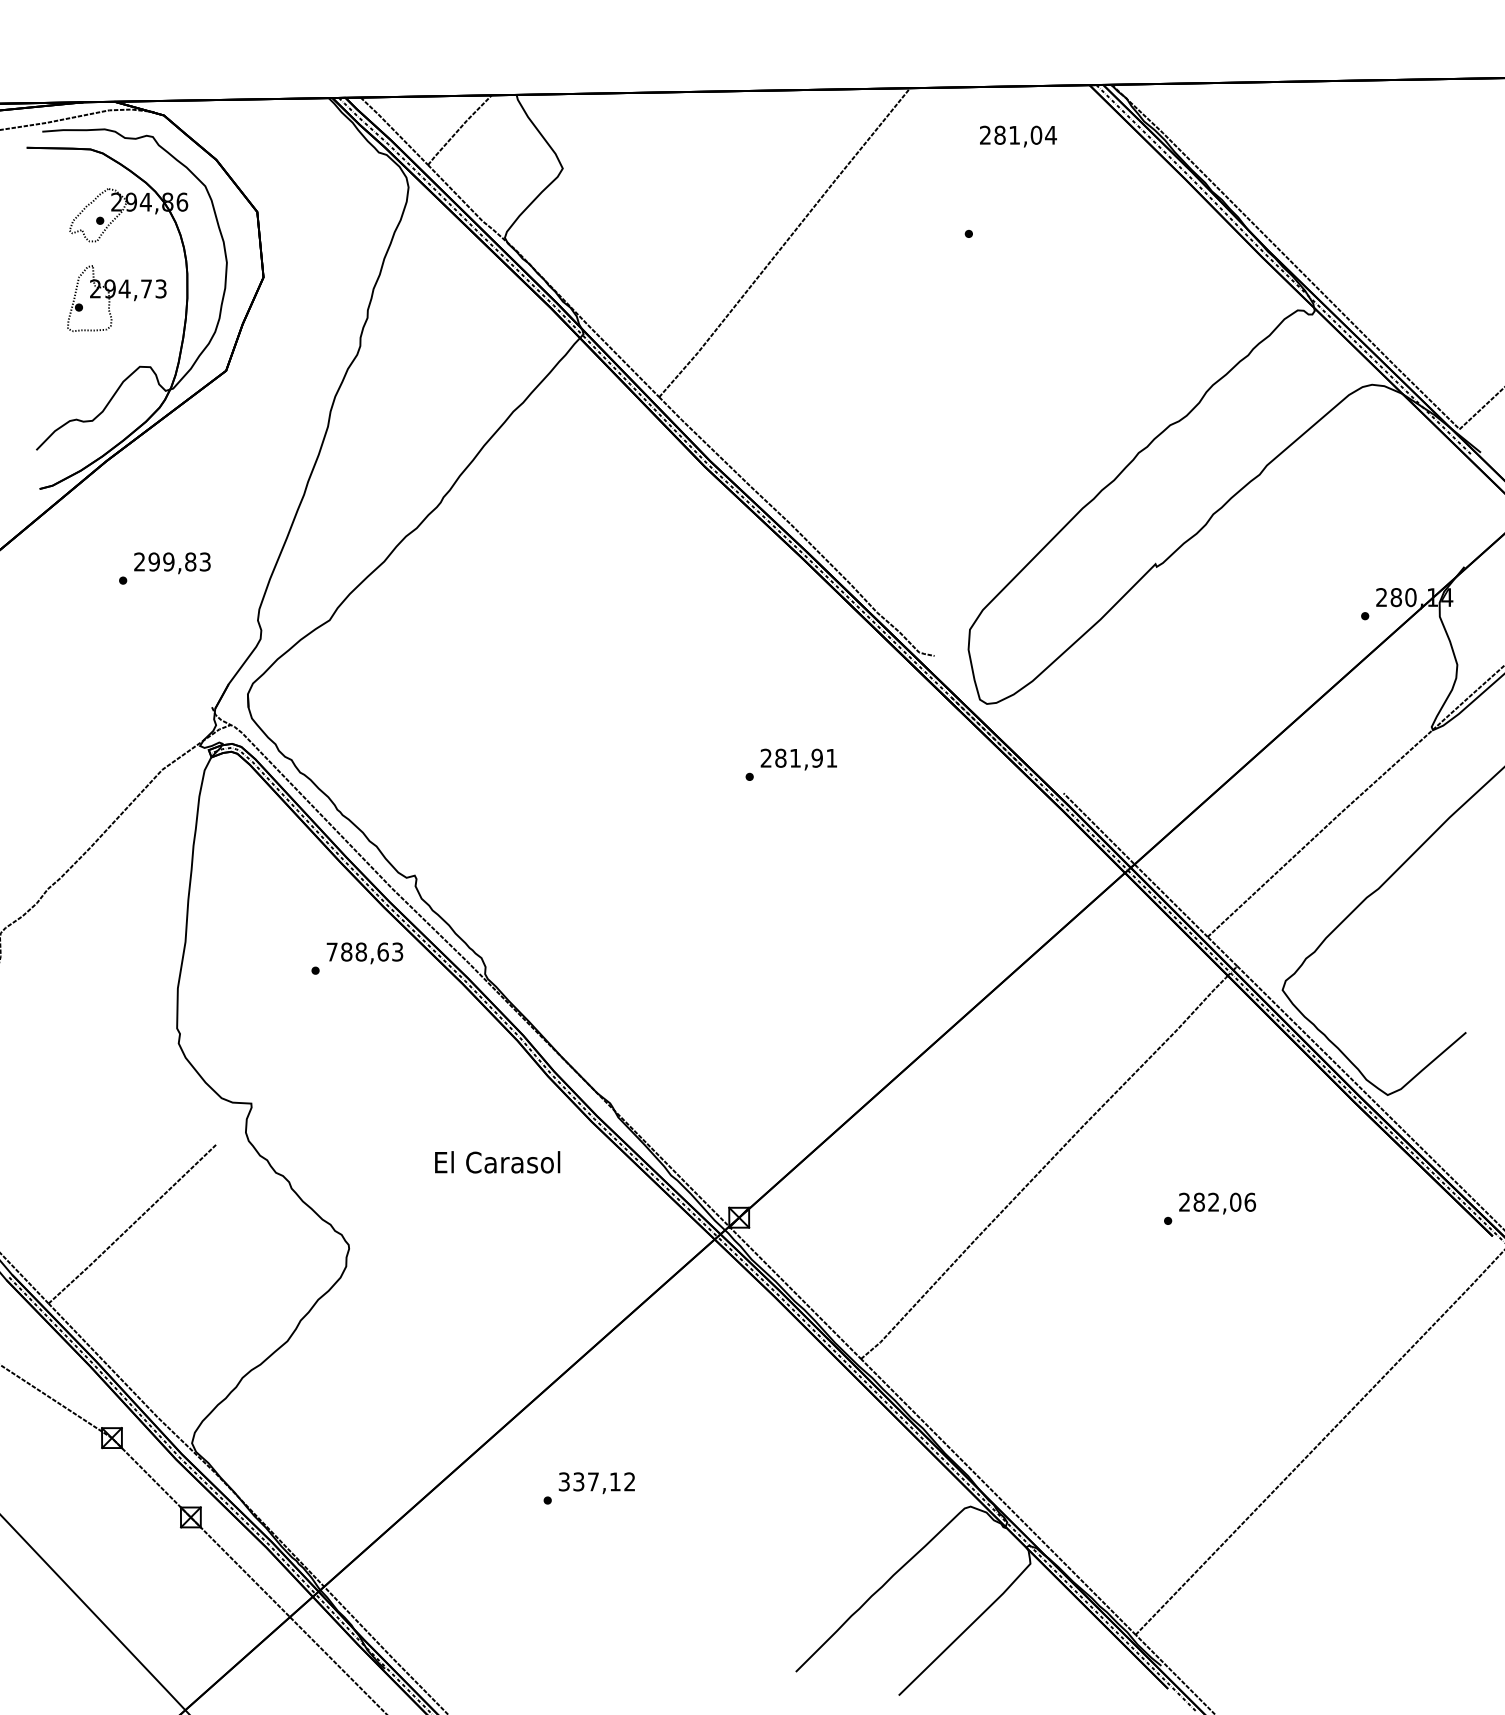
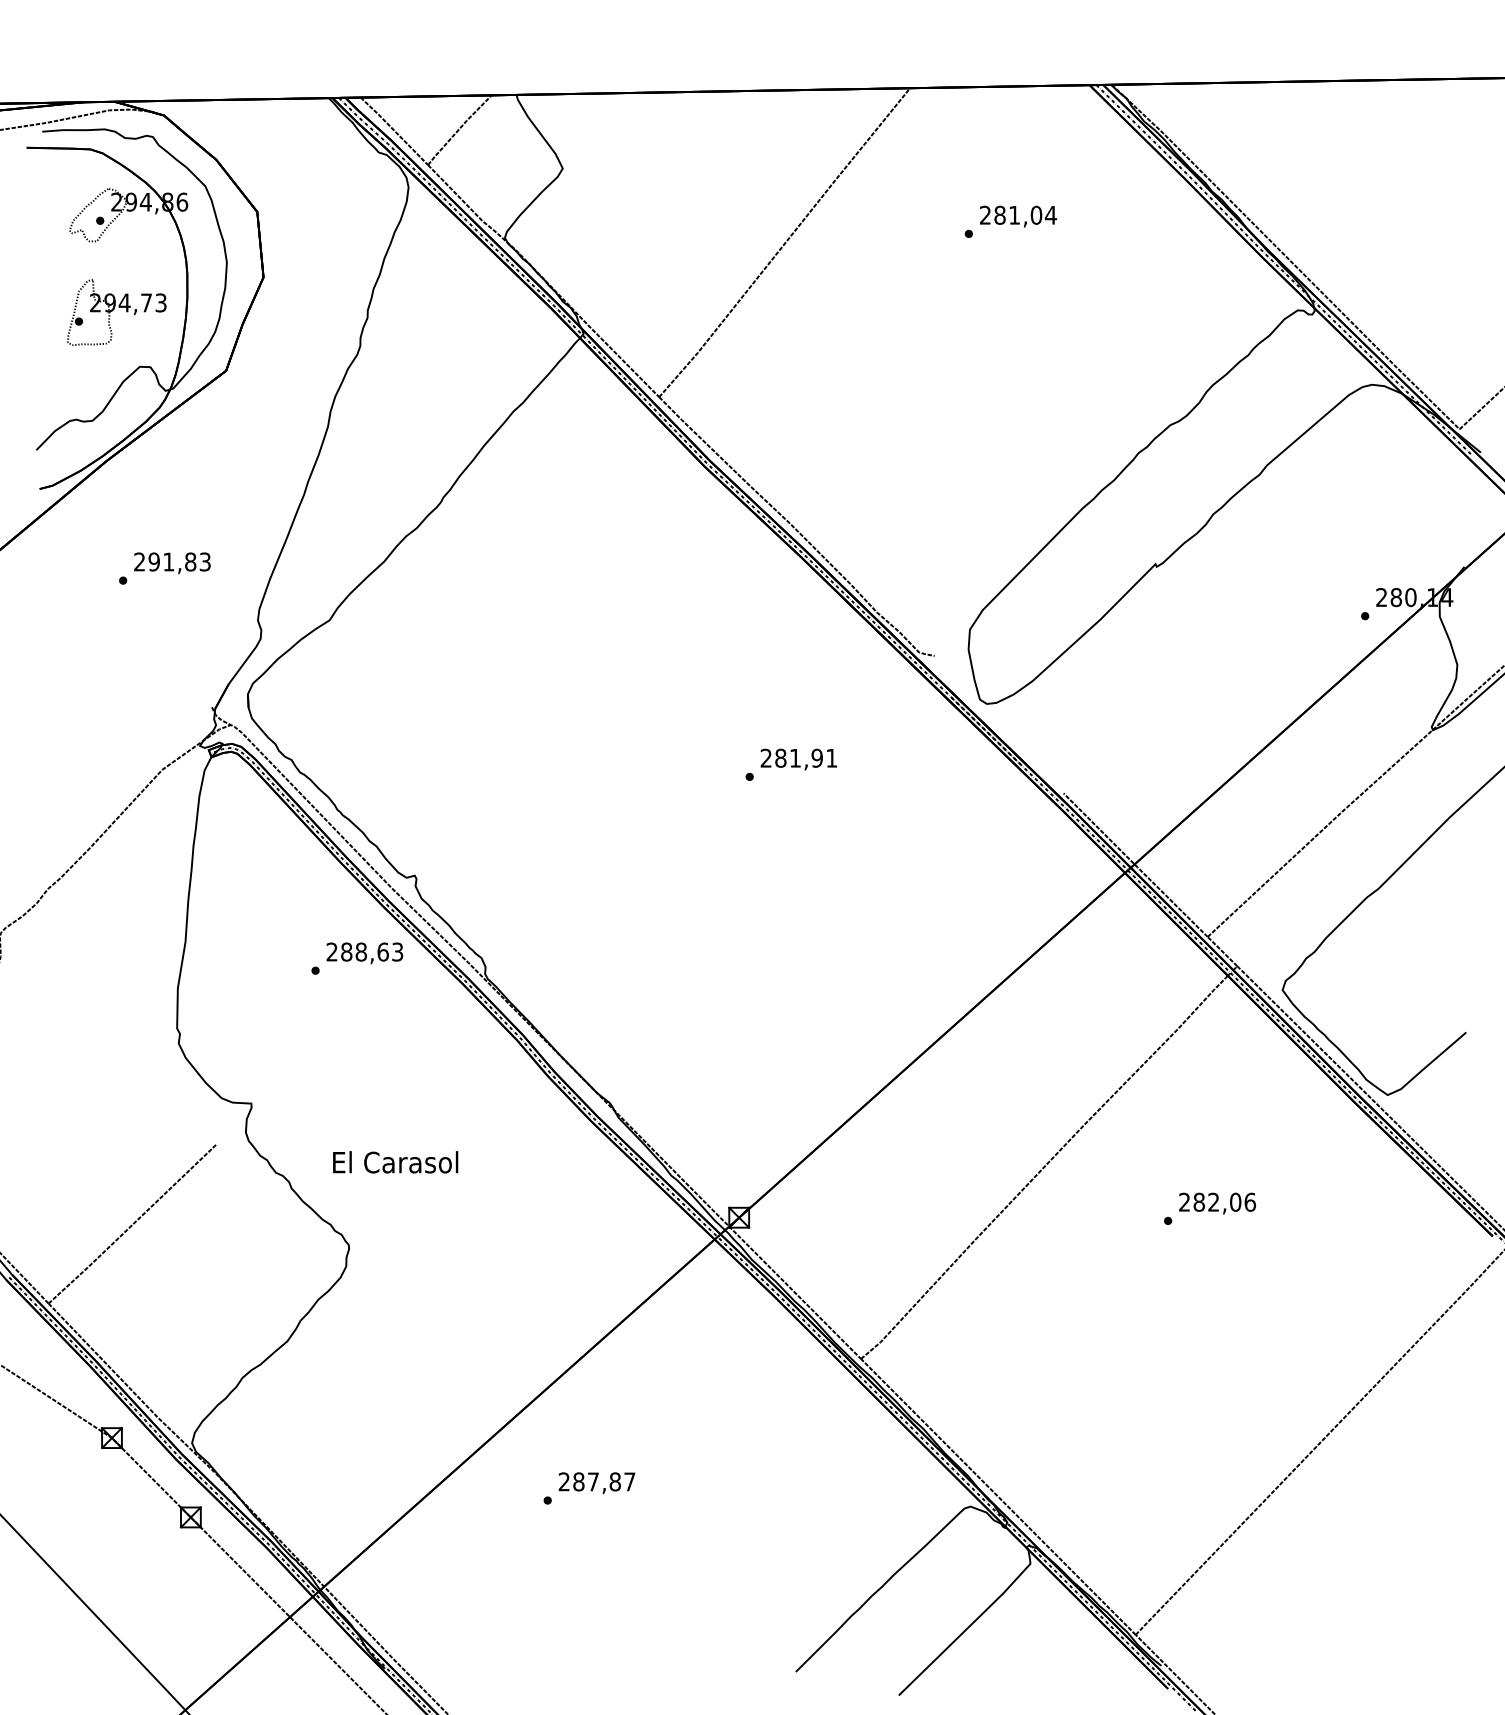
text position: (1018, 136) -> (1018, 216) (1018, 216)
part position: (116, 298) -> (116, 312) (116, 312)
text: 299,83 -> 291,83 (168, 561)
text: 788,63 -> 288,63 (331, 951)
text position: (497, 1162) -> (395, 1162) (395, 1162)
text: 337,12 -> 287,87 (596, 1481)
